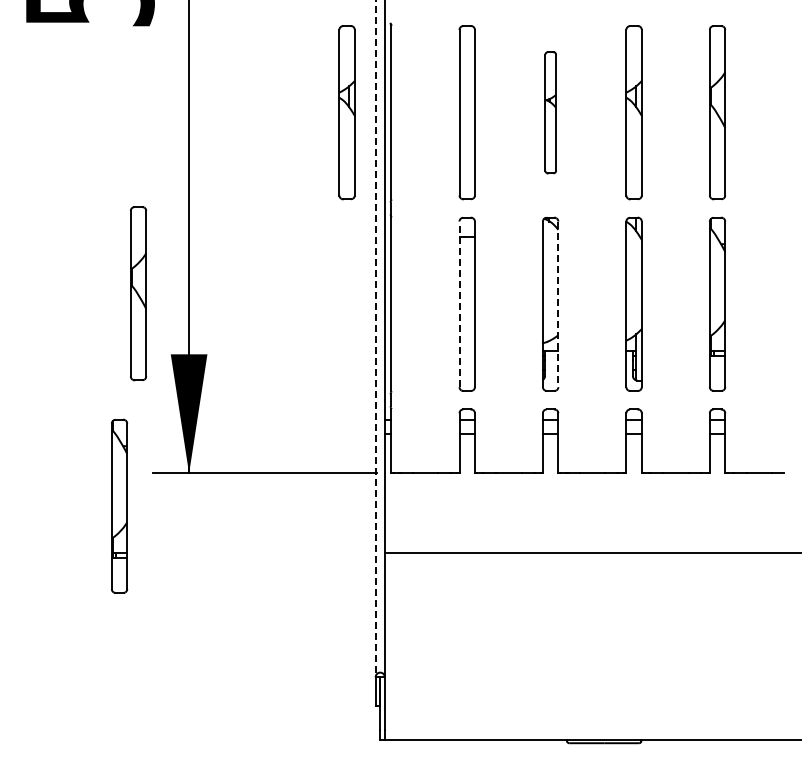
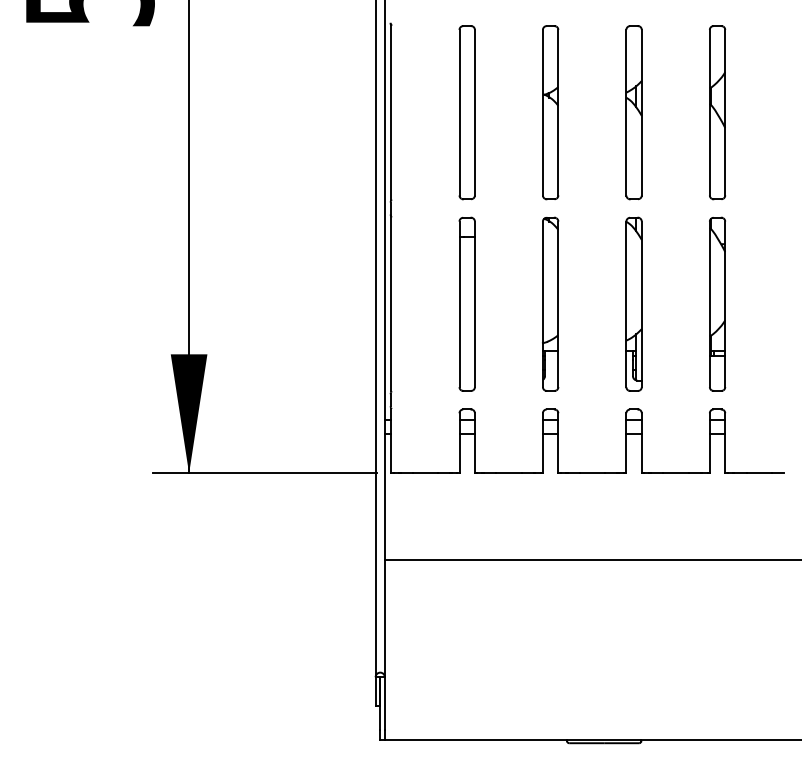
part: present -> none (346, 112)
part size: 13x124 px -> 18x176 px (550, 112)
part: present -> none (138, 293)
line: dashed -> solid (459, 304)
line: dashed -> solid (558, 304)
line: dashed -> solid (375, 339)
part: present -> none (119, 505)
line position: (591, 552) -> (591, 559) (591, 559)
